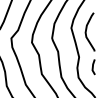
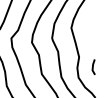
curve: present -> none (87, 29)
